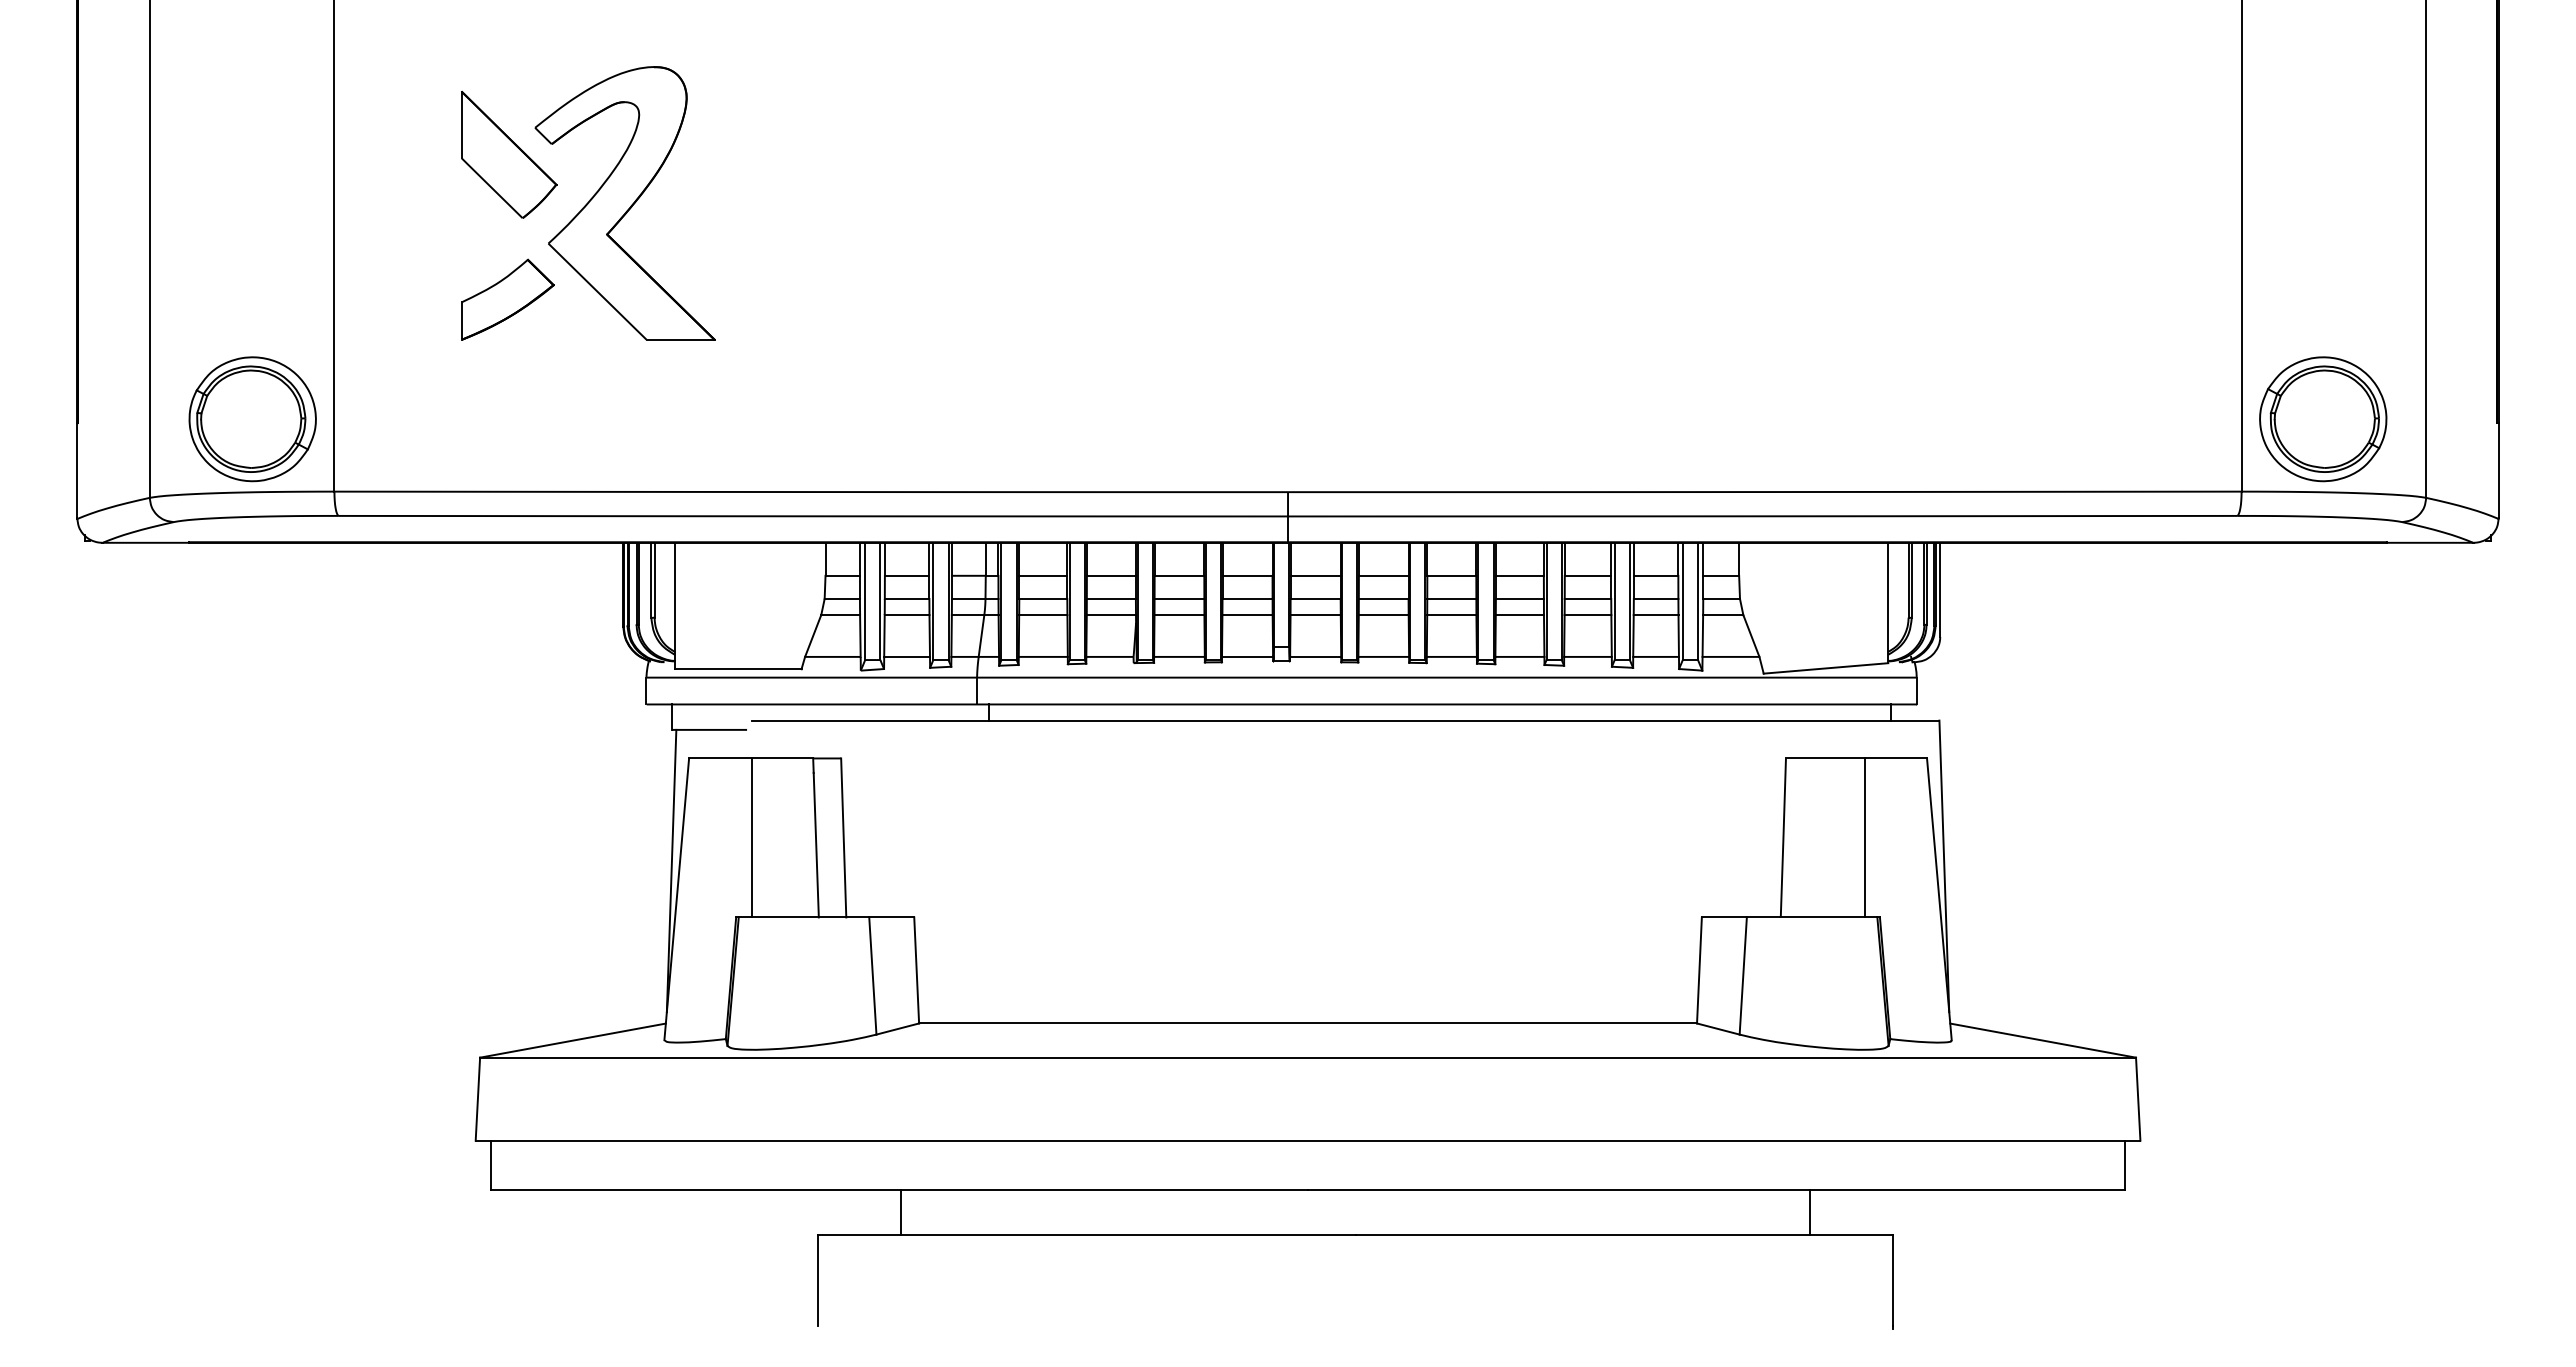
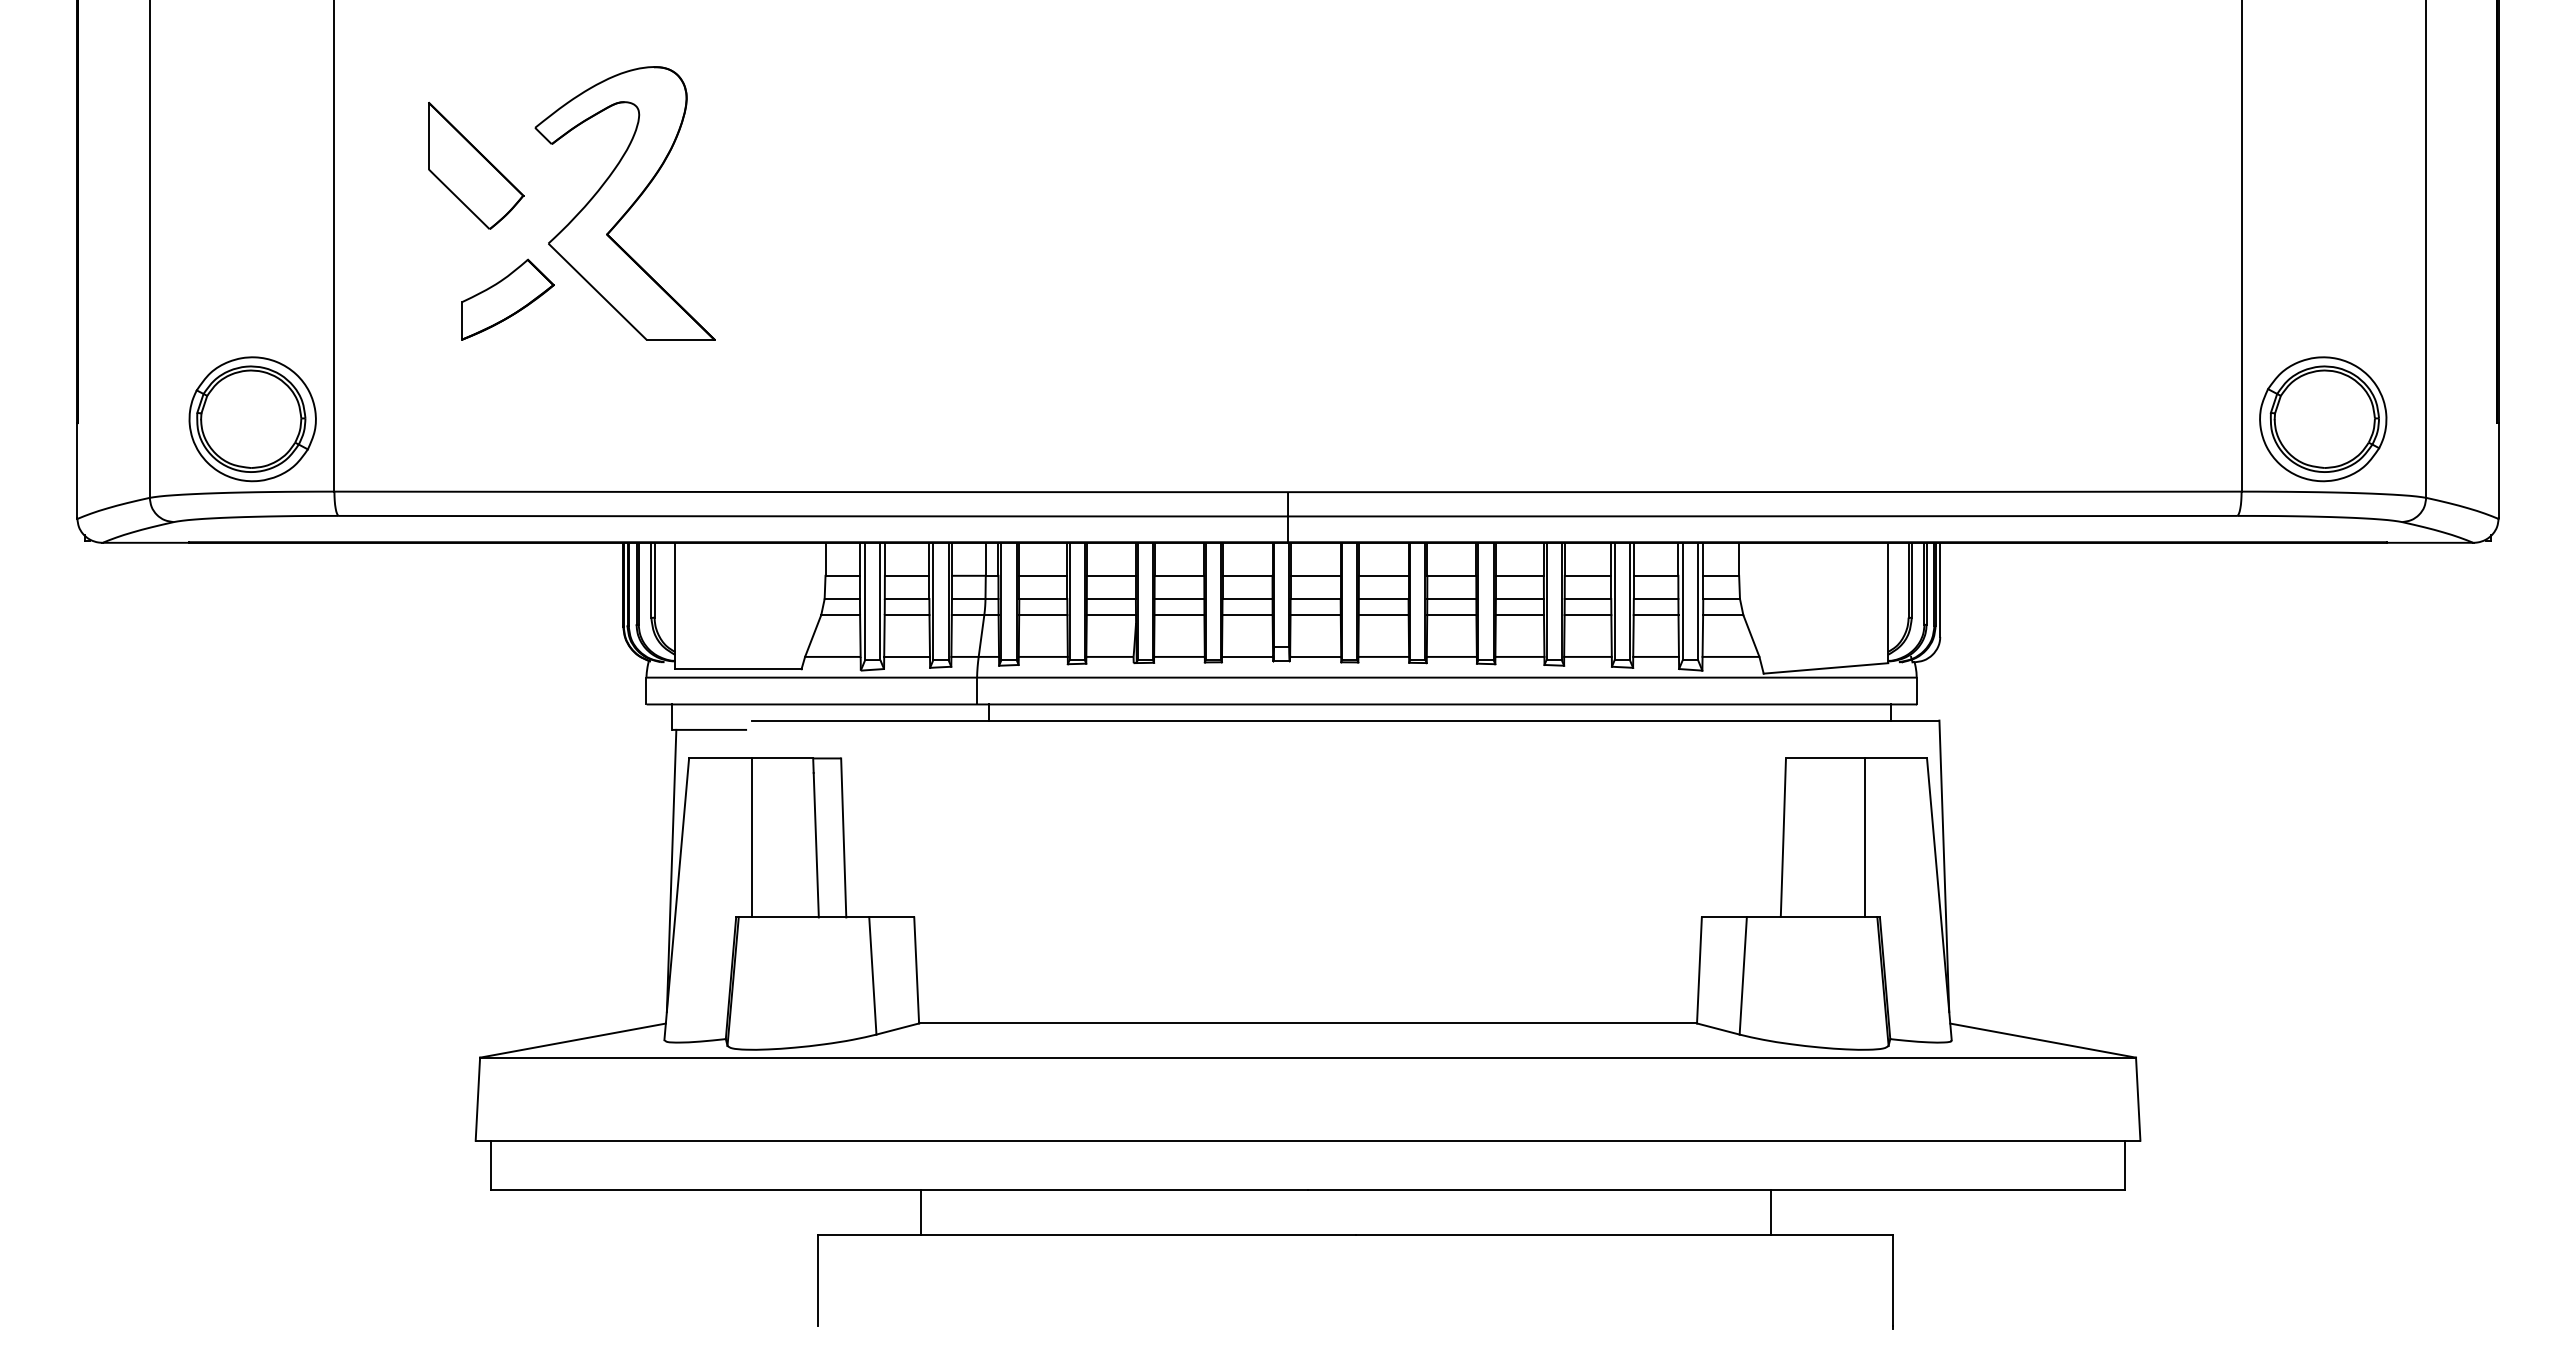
part position: (509, 154) -> (476, 165) (476, 165)
line position: (901, 1212) -> (921, 1212) (921, 1212)
line position: (1809, 1212) -> (1770, 1212) (1770, 1212)
